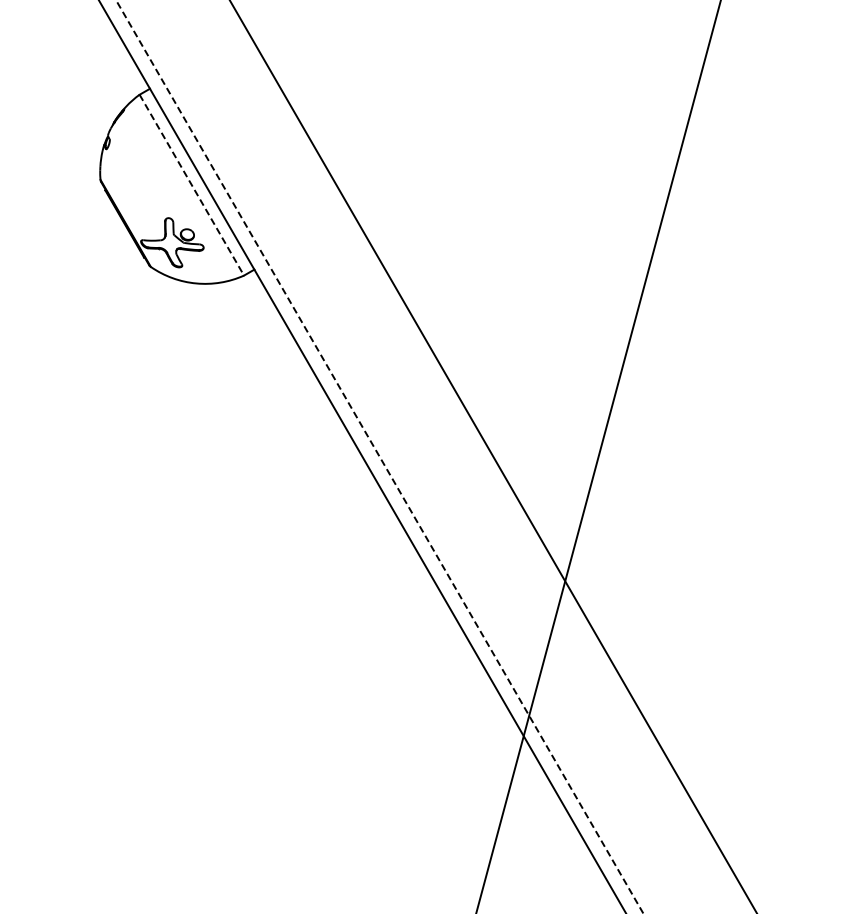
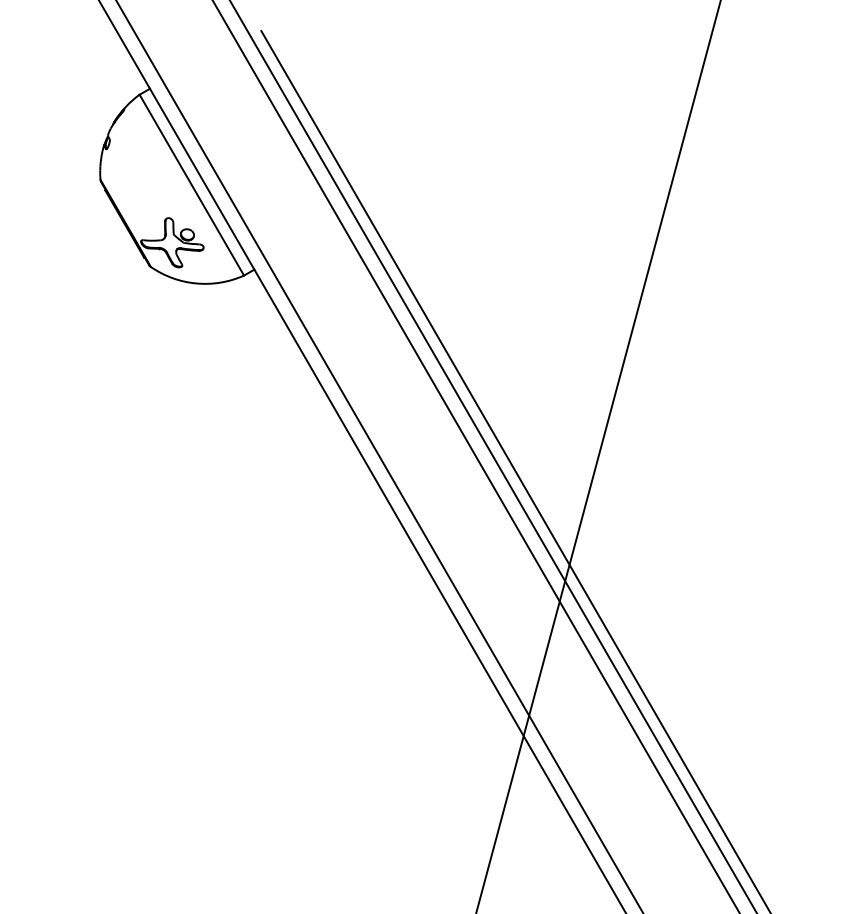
line: dashed -> solid (192, 185)
line: dashed -> solid (379, 456)
line: none -> present (476, 456)
line: none -> present (514, 470)
